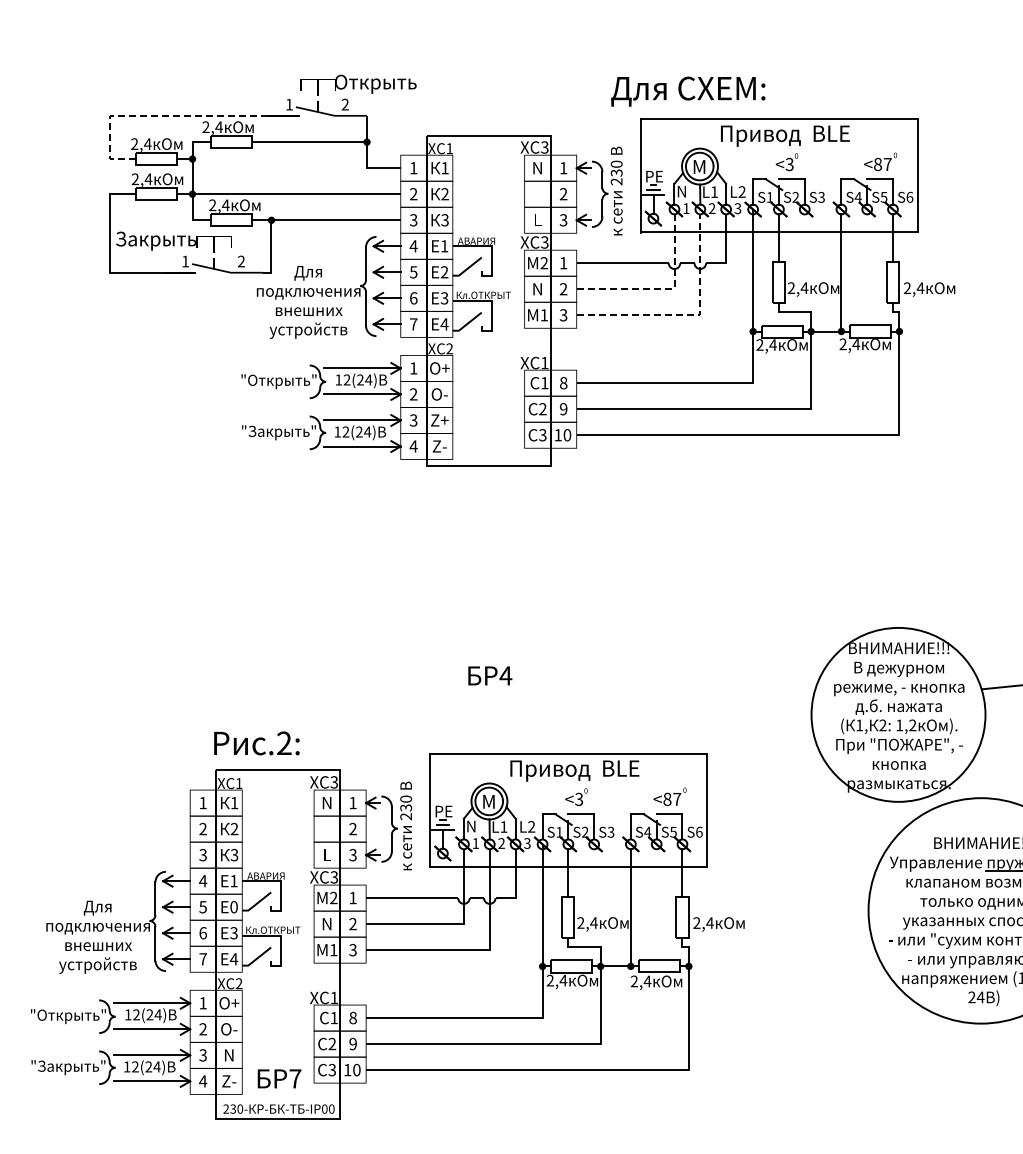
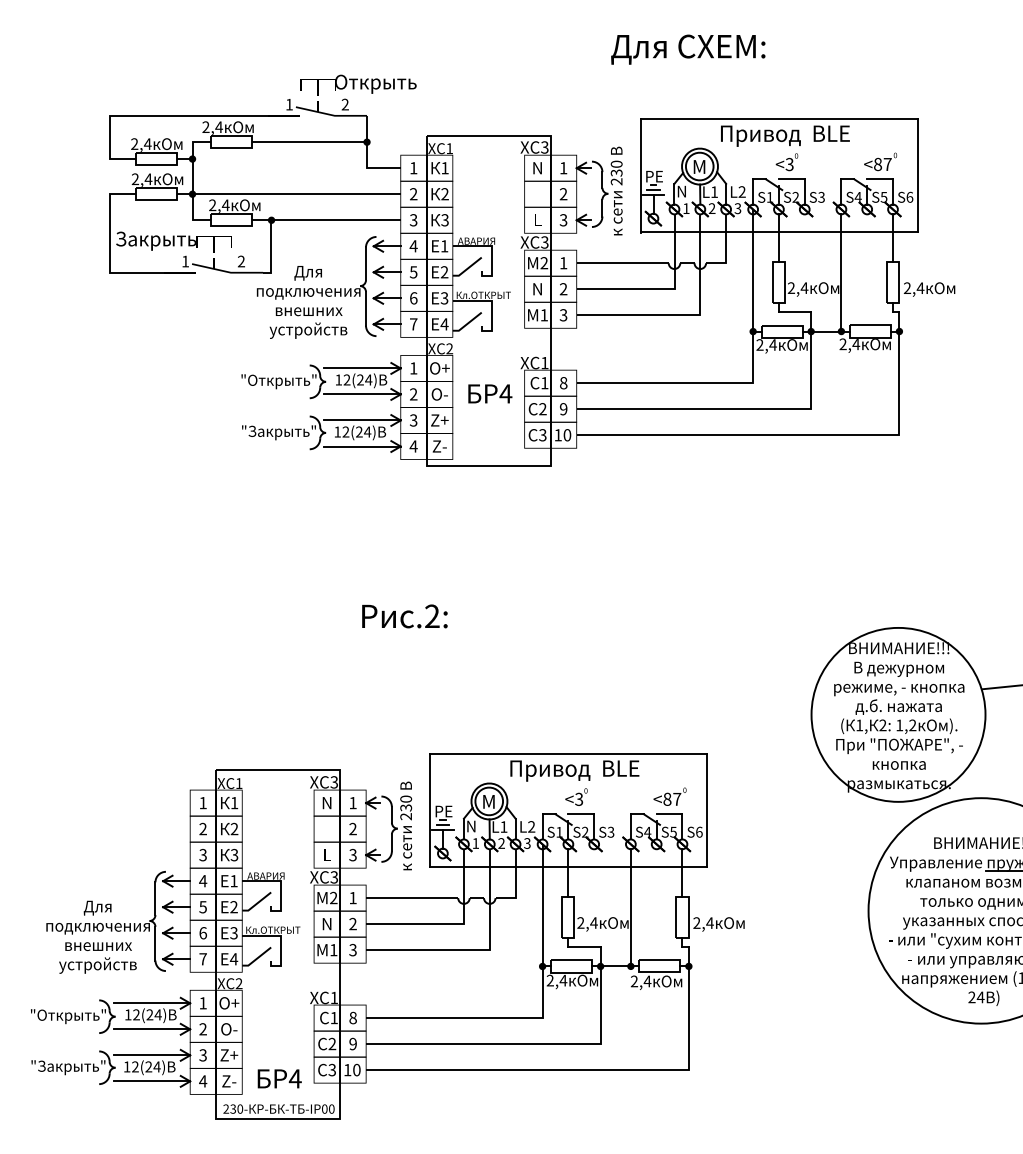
text position: (688, 91) -> (688, 49) (688, 49)
line: dashed -> solid (153, 115)
line: dashed -> solid (663, 289)
line: dashed -> solid (689, 315)
text position: (490, 675) -> (490, 393) (490, 393)
text position: (256, 743) -> (404, 616) (404, 616)
text: 0 -> 2 (233, 907)
text: N -> Z+ (229, 1055)
text: 7 -> 4 (294, 1078)
